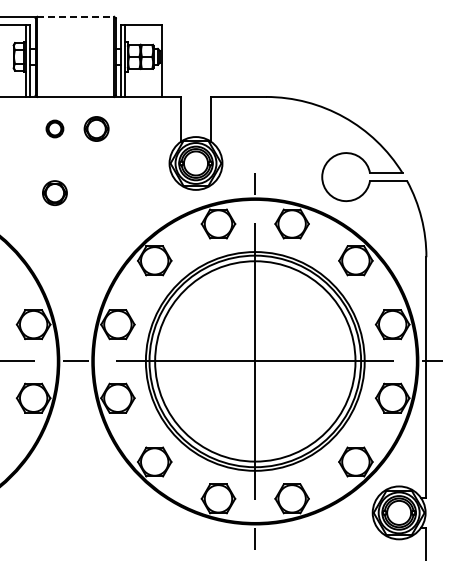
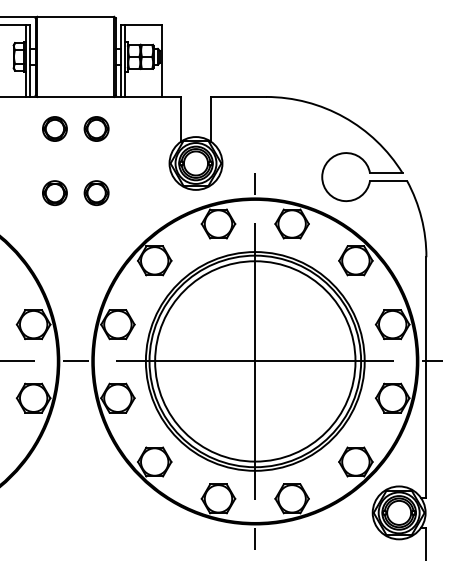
line: dashed -> solid (76, 16)
part size: 20x20 px -> 26x26 px (54, 128)
part: none -> present (96, 192)
